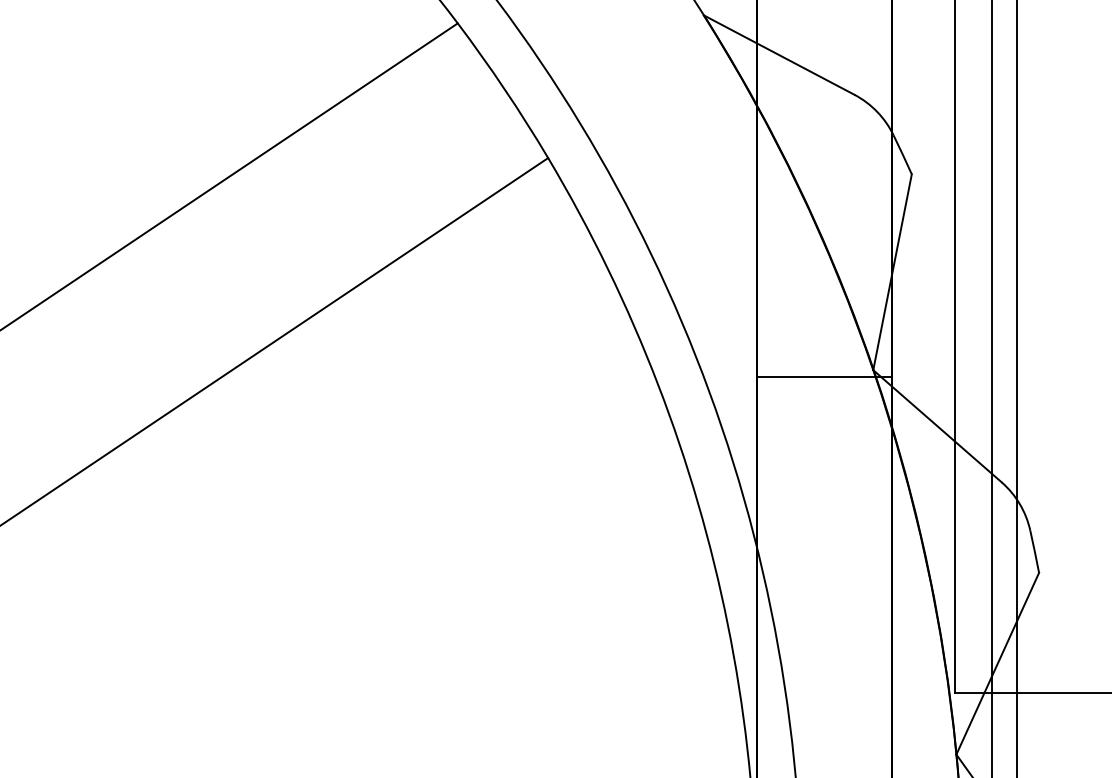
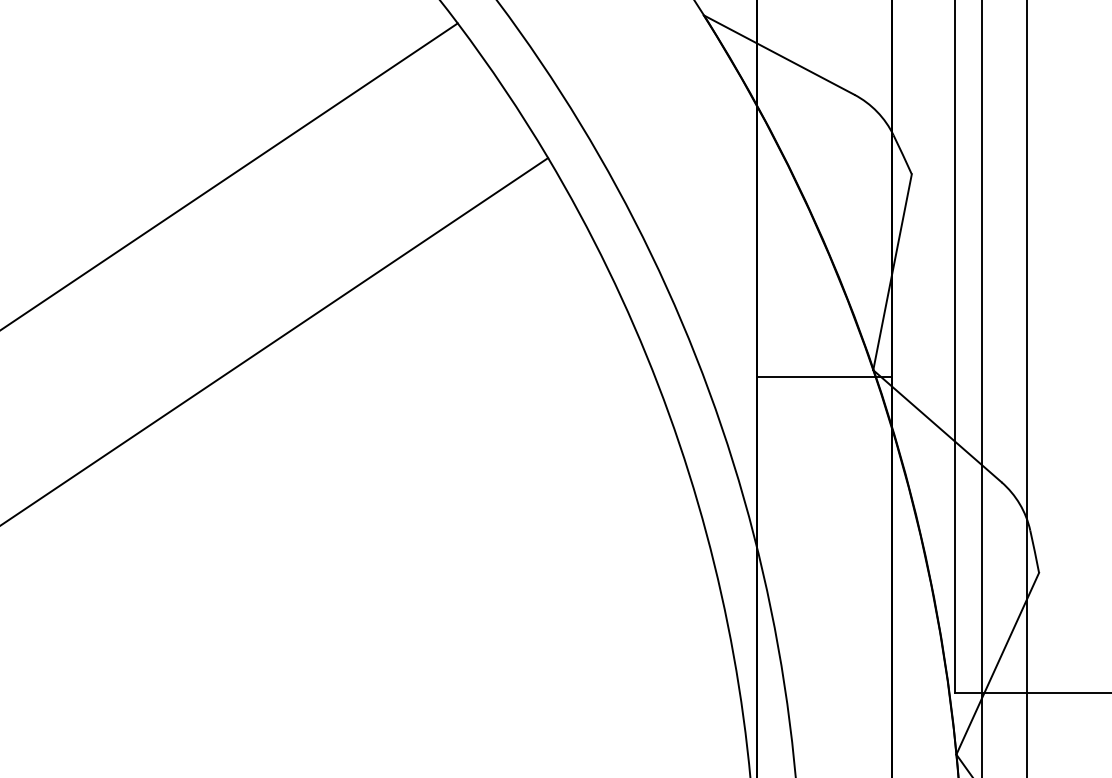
line position: (992, 388) -> (982, 388) (982, 388)
line position: (1017, 388) -> (1027, 388) (1027, 388)
